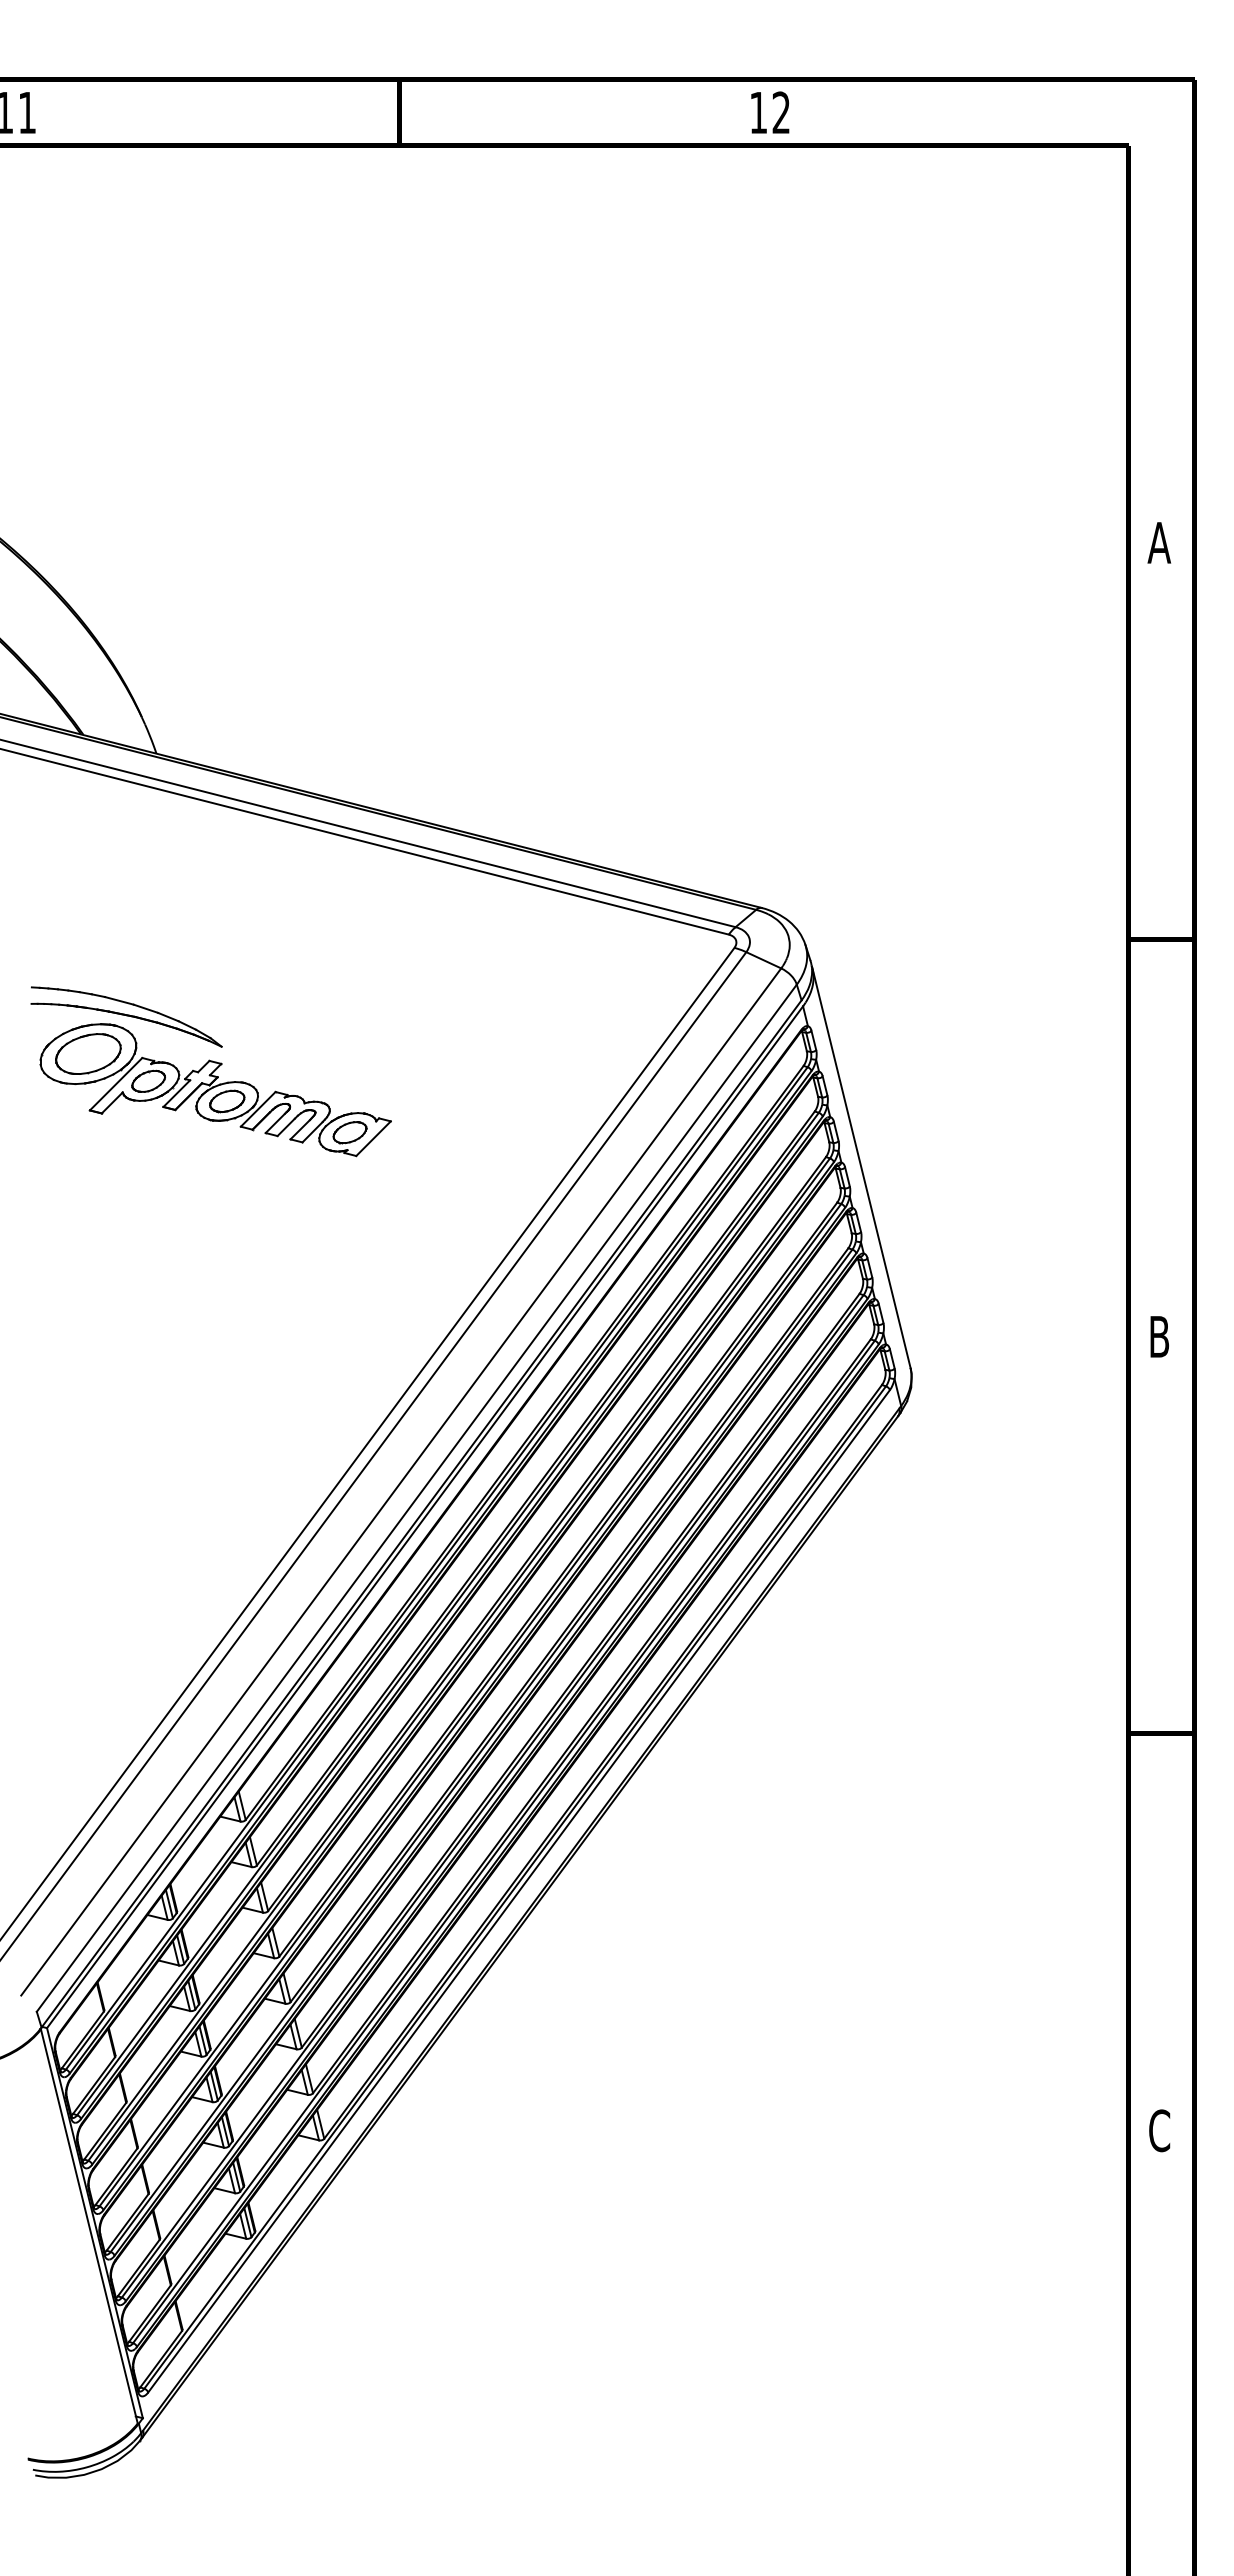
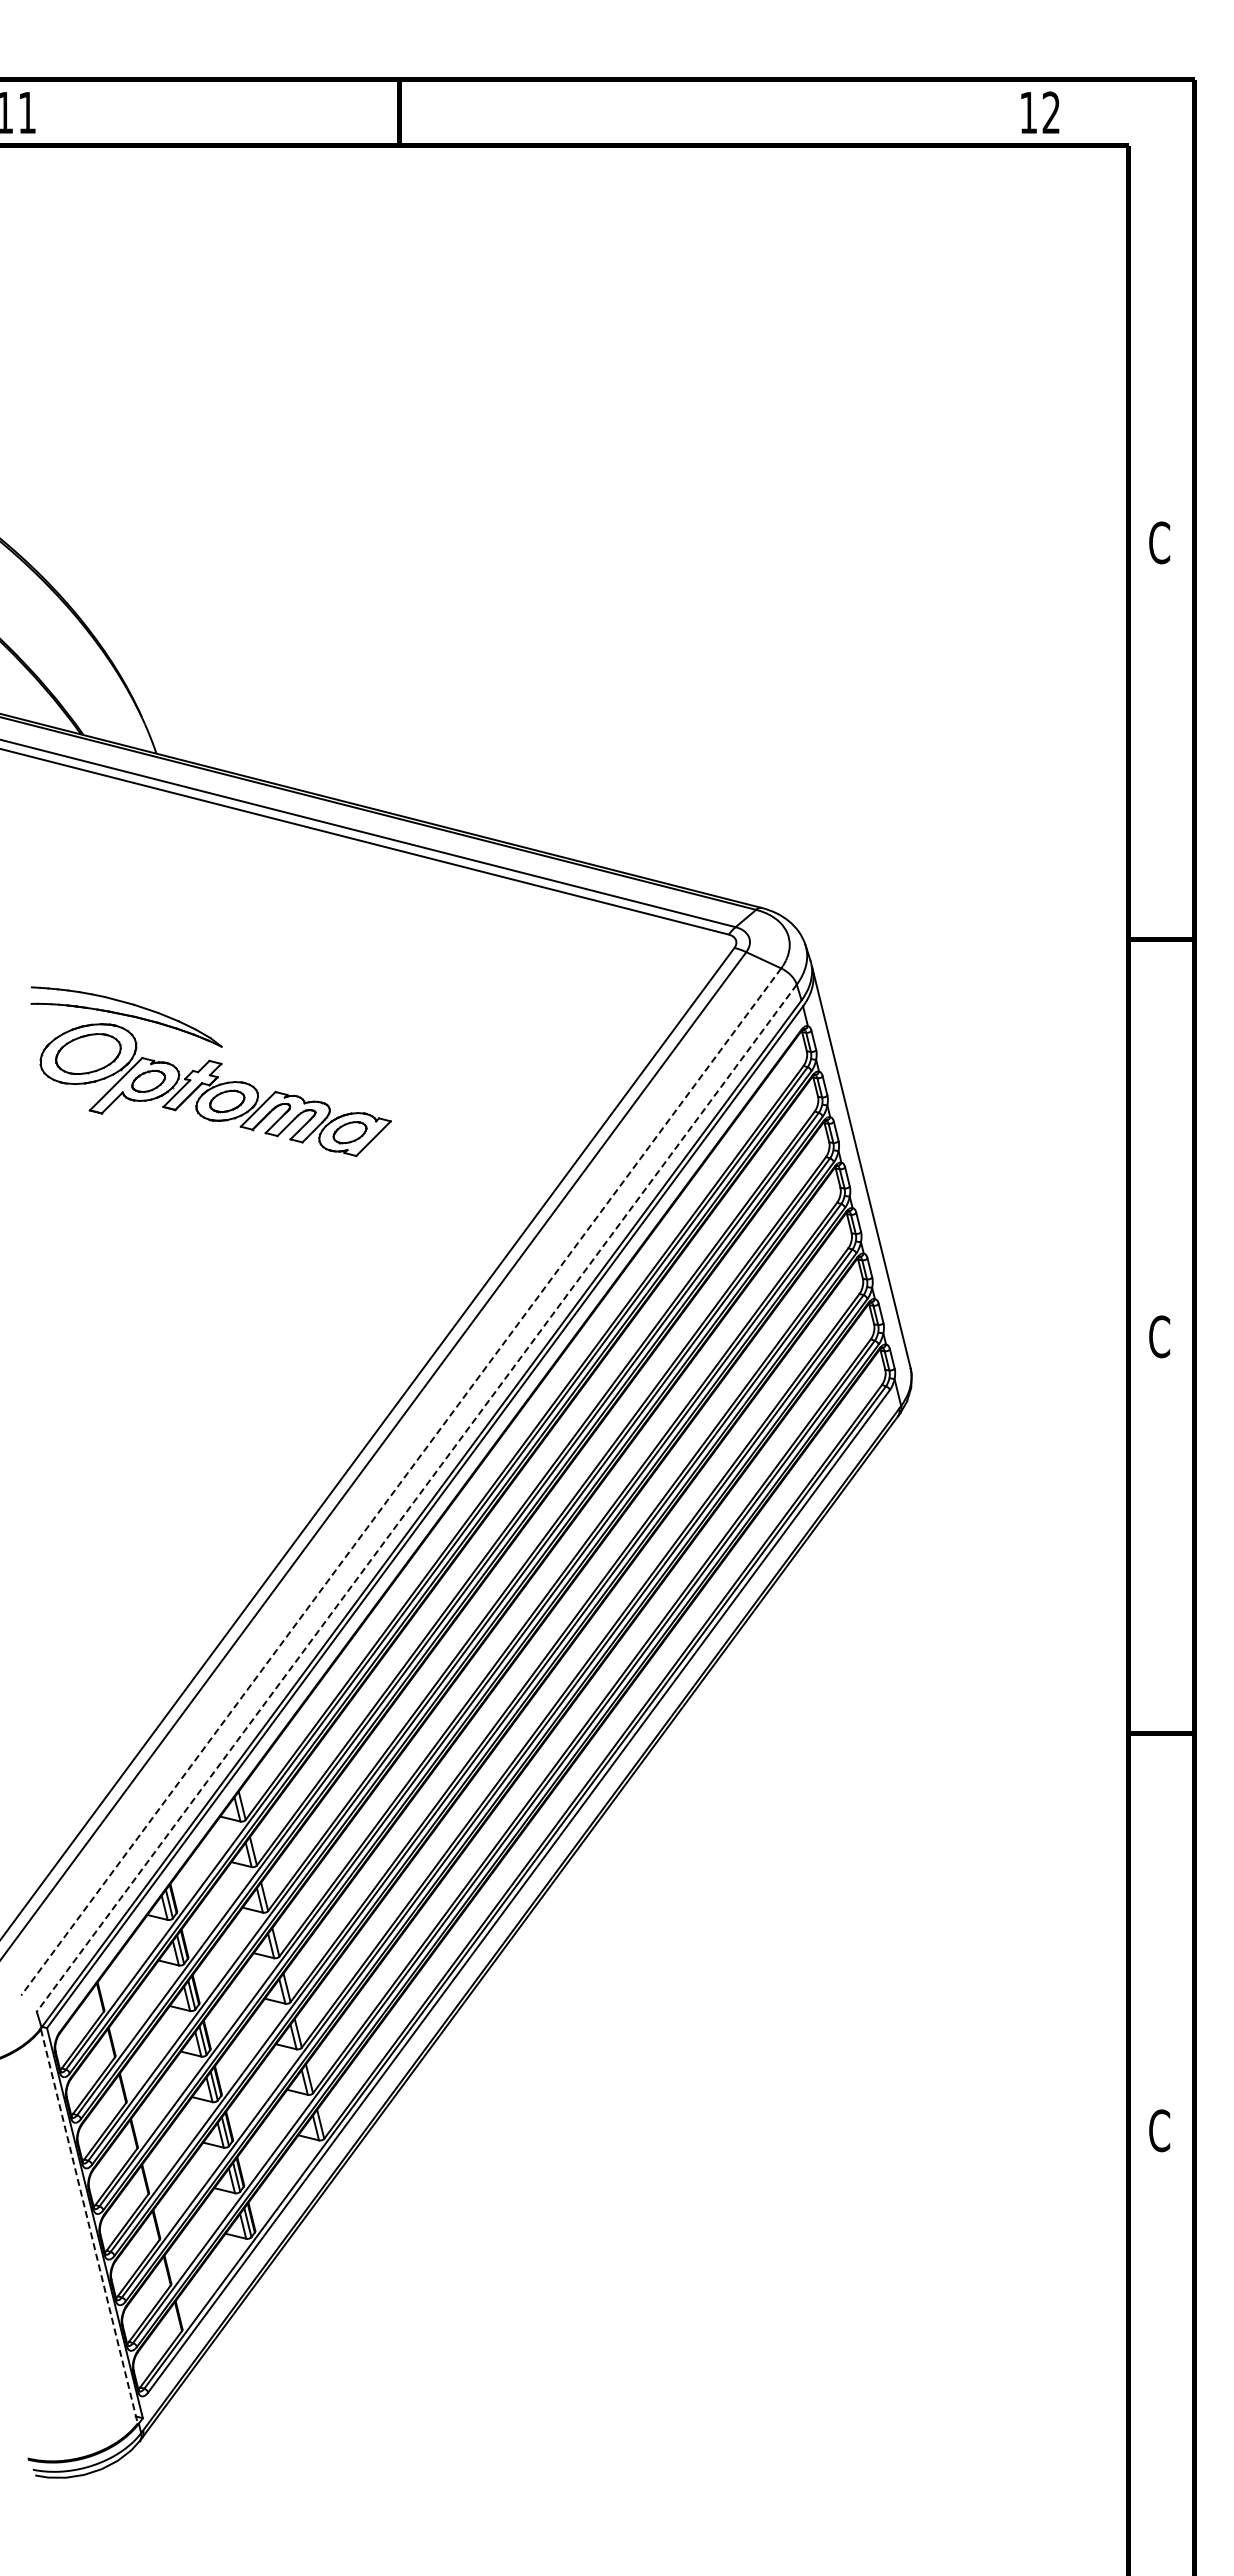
text position: (770, 112) -> (1040, 112) (1040, 112)
text: A -> C (1159, 542)
text: B -> C (1159, 1336)
line: solid -> dashed (401, 1481)
line: solid -> dashed (416, 1498)
line: solid -> dashed (89, 2226)
